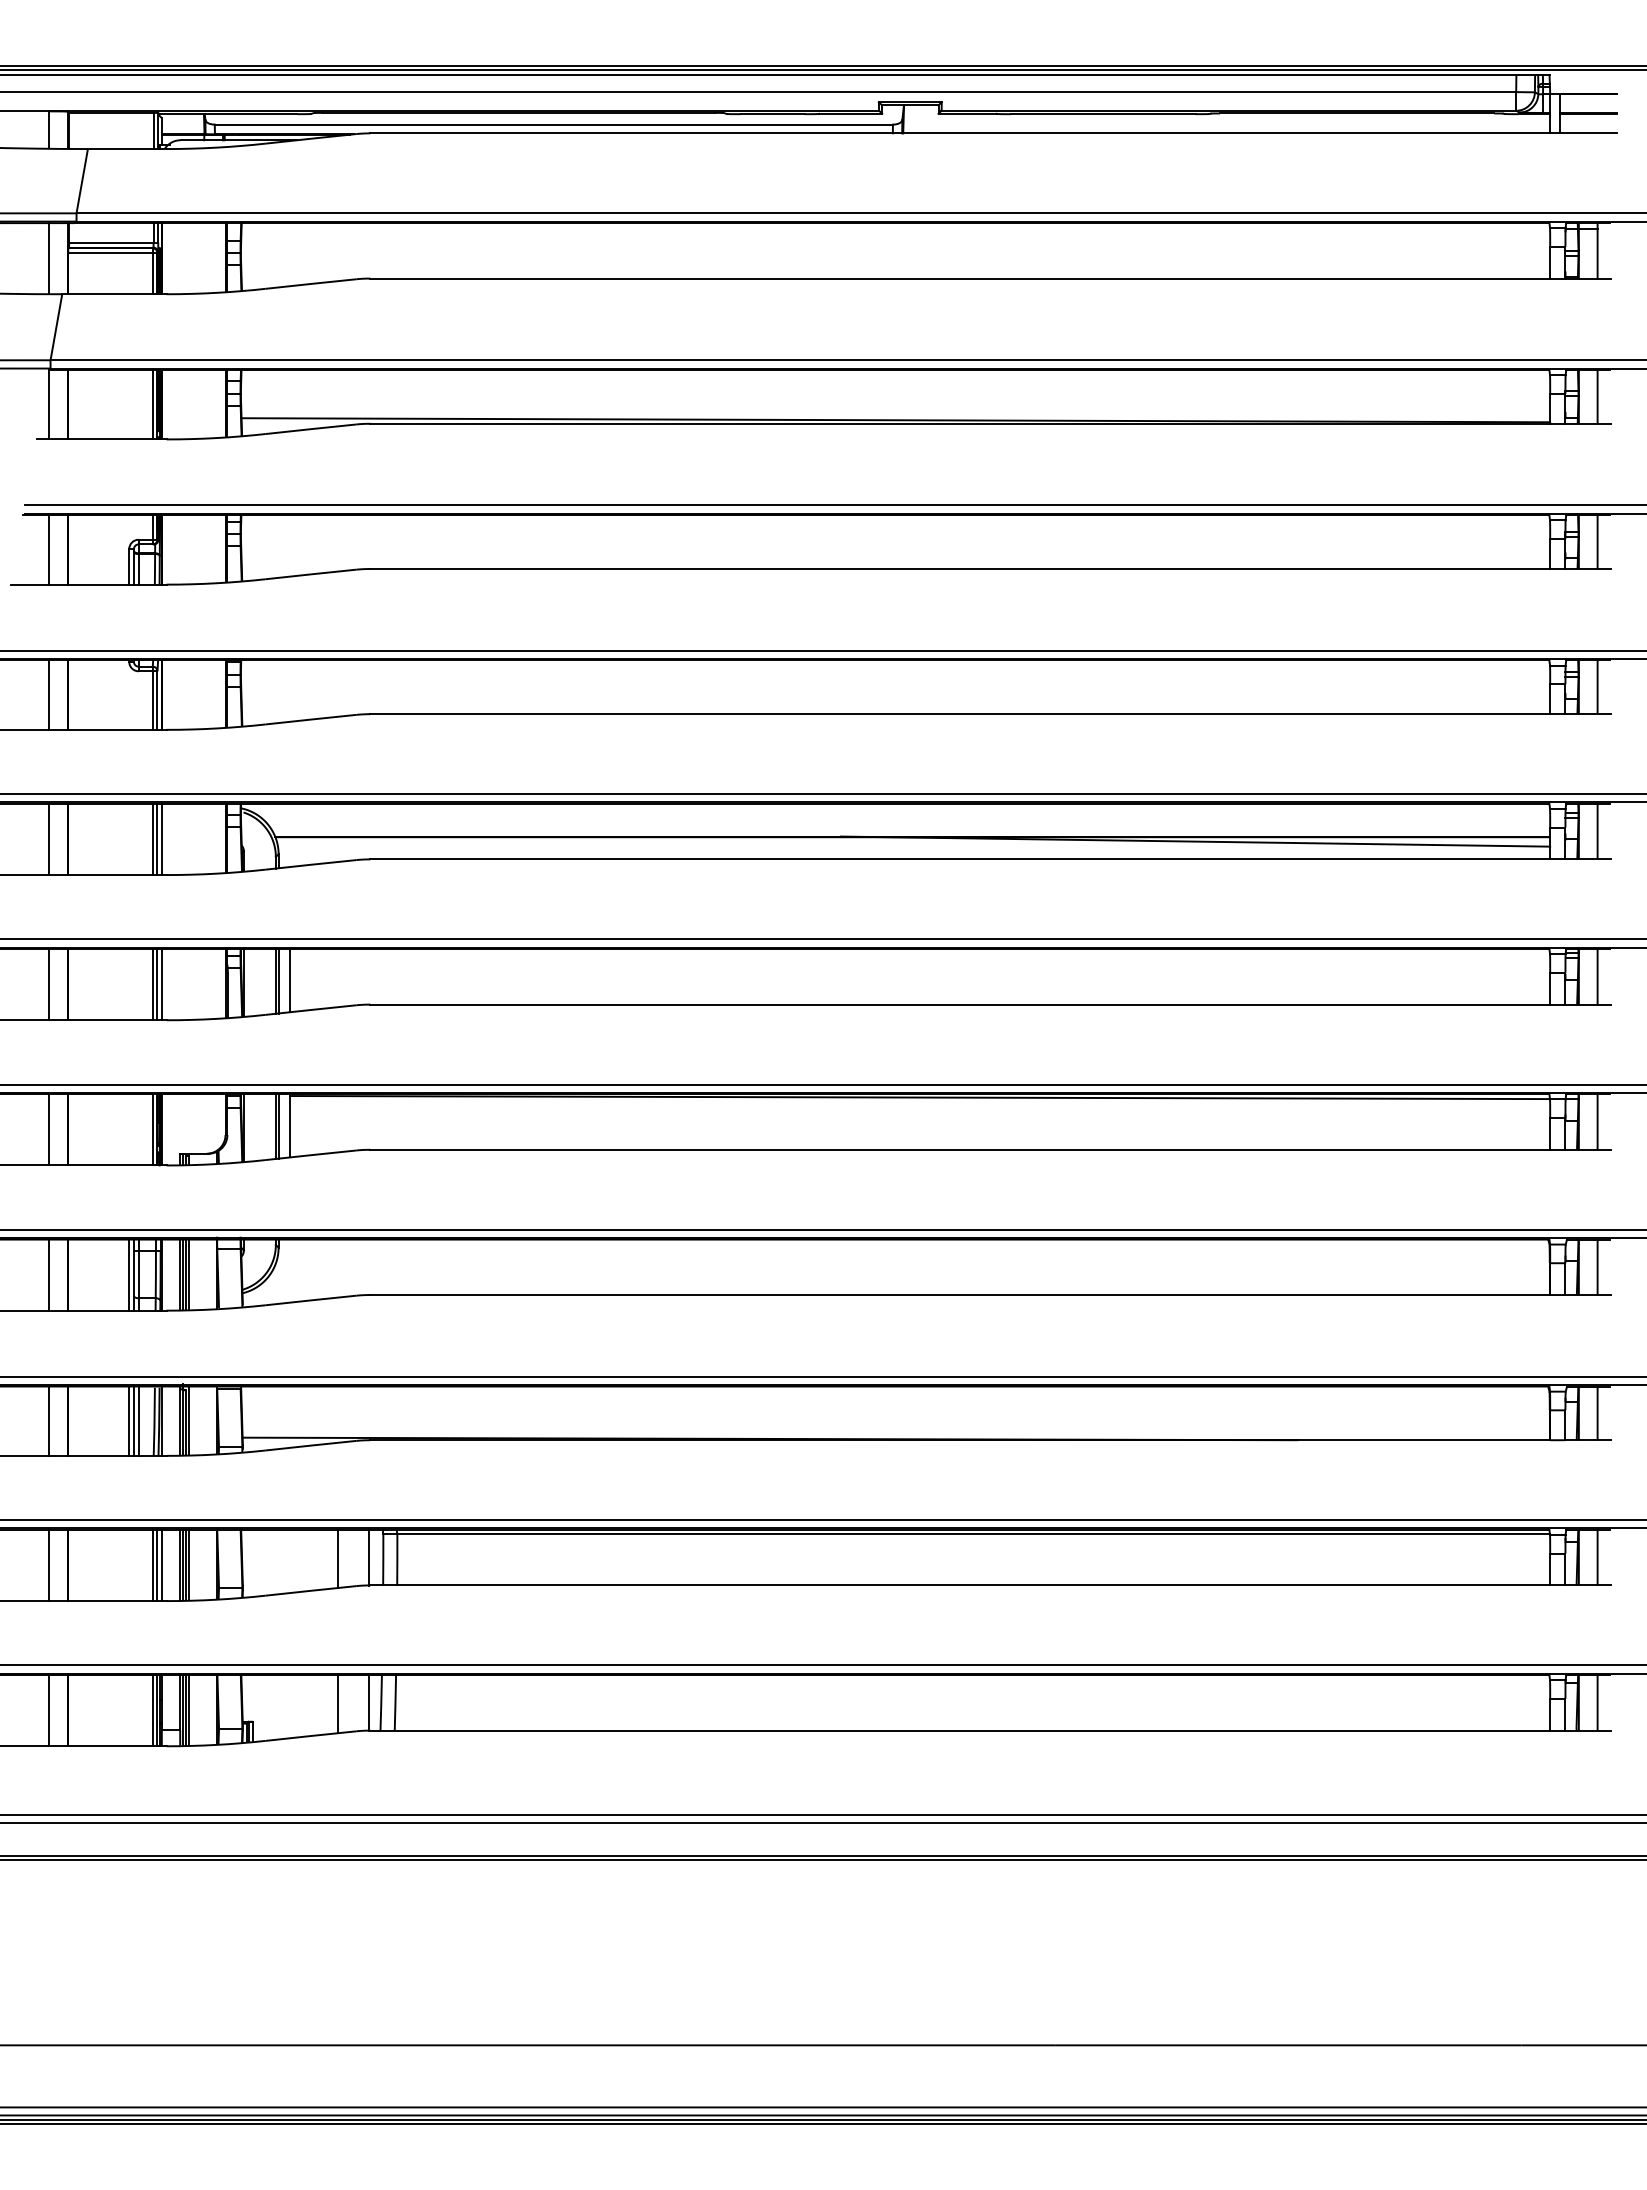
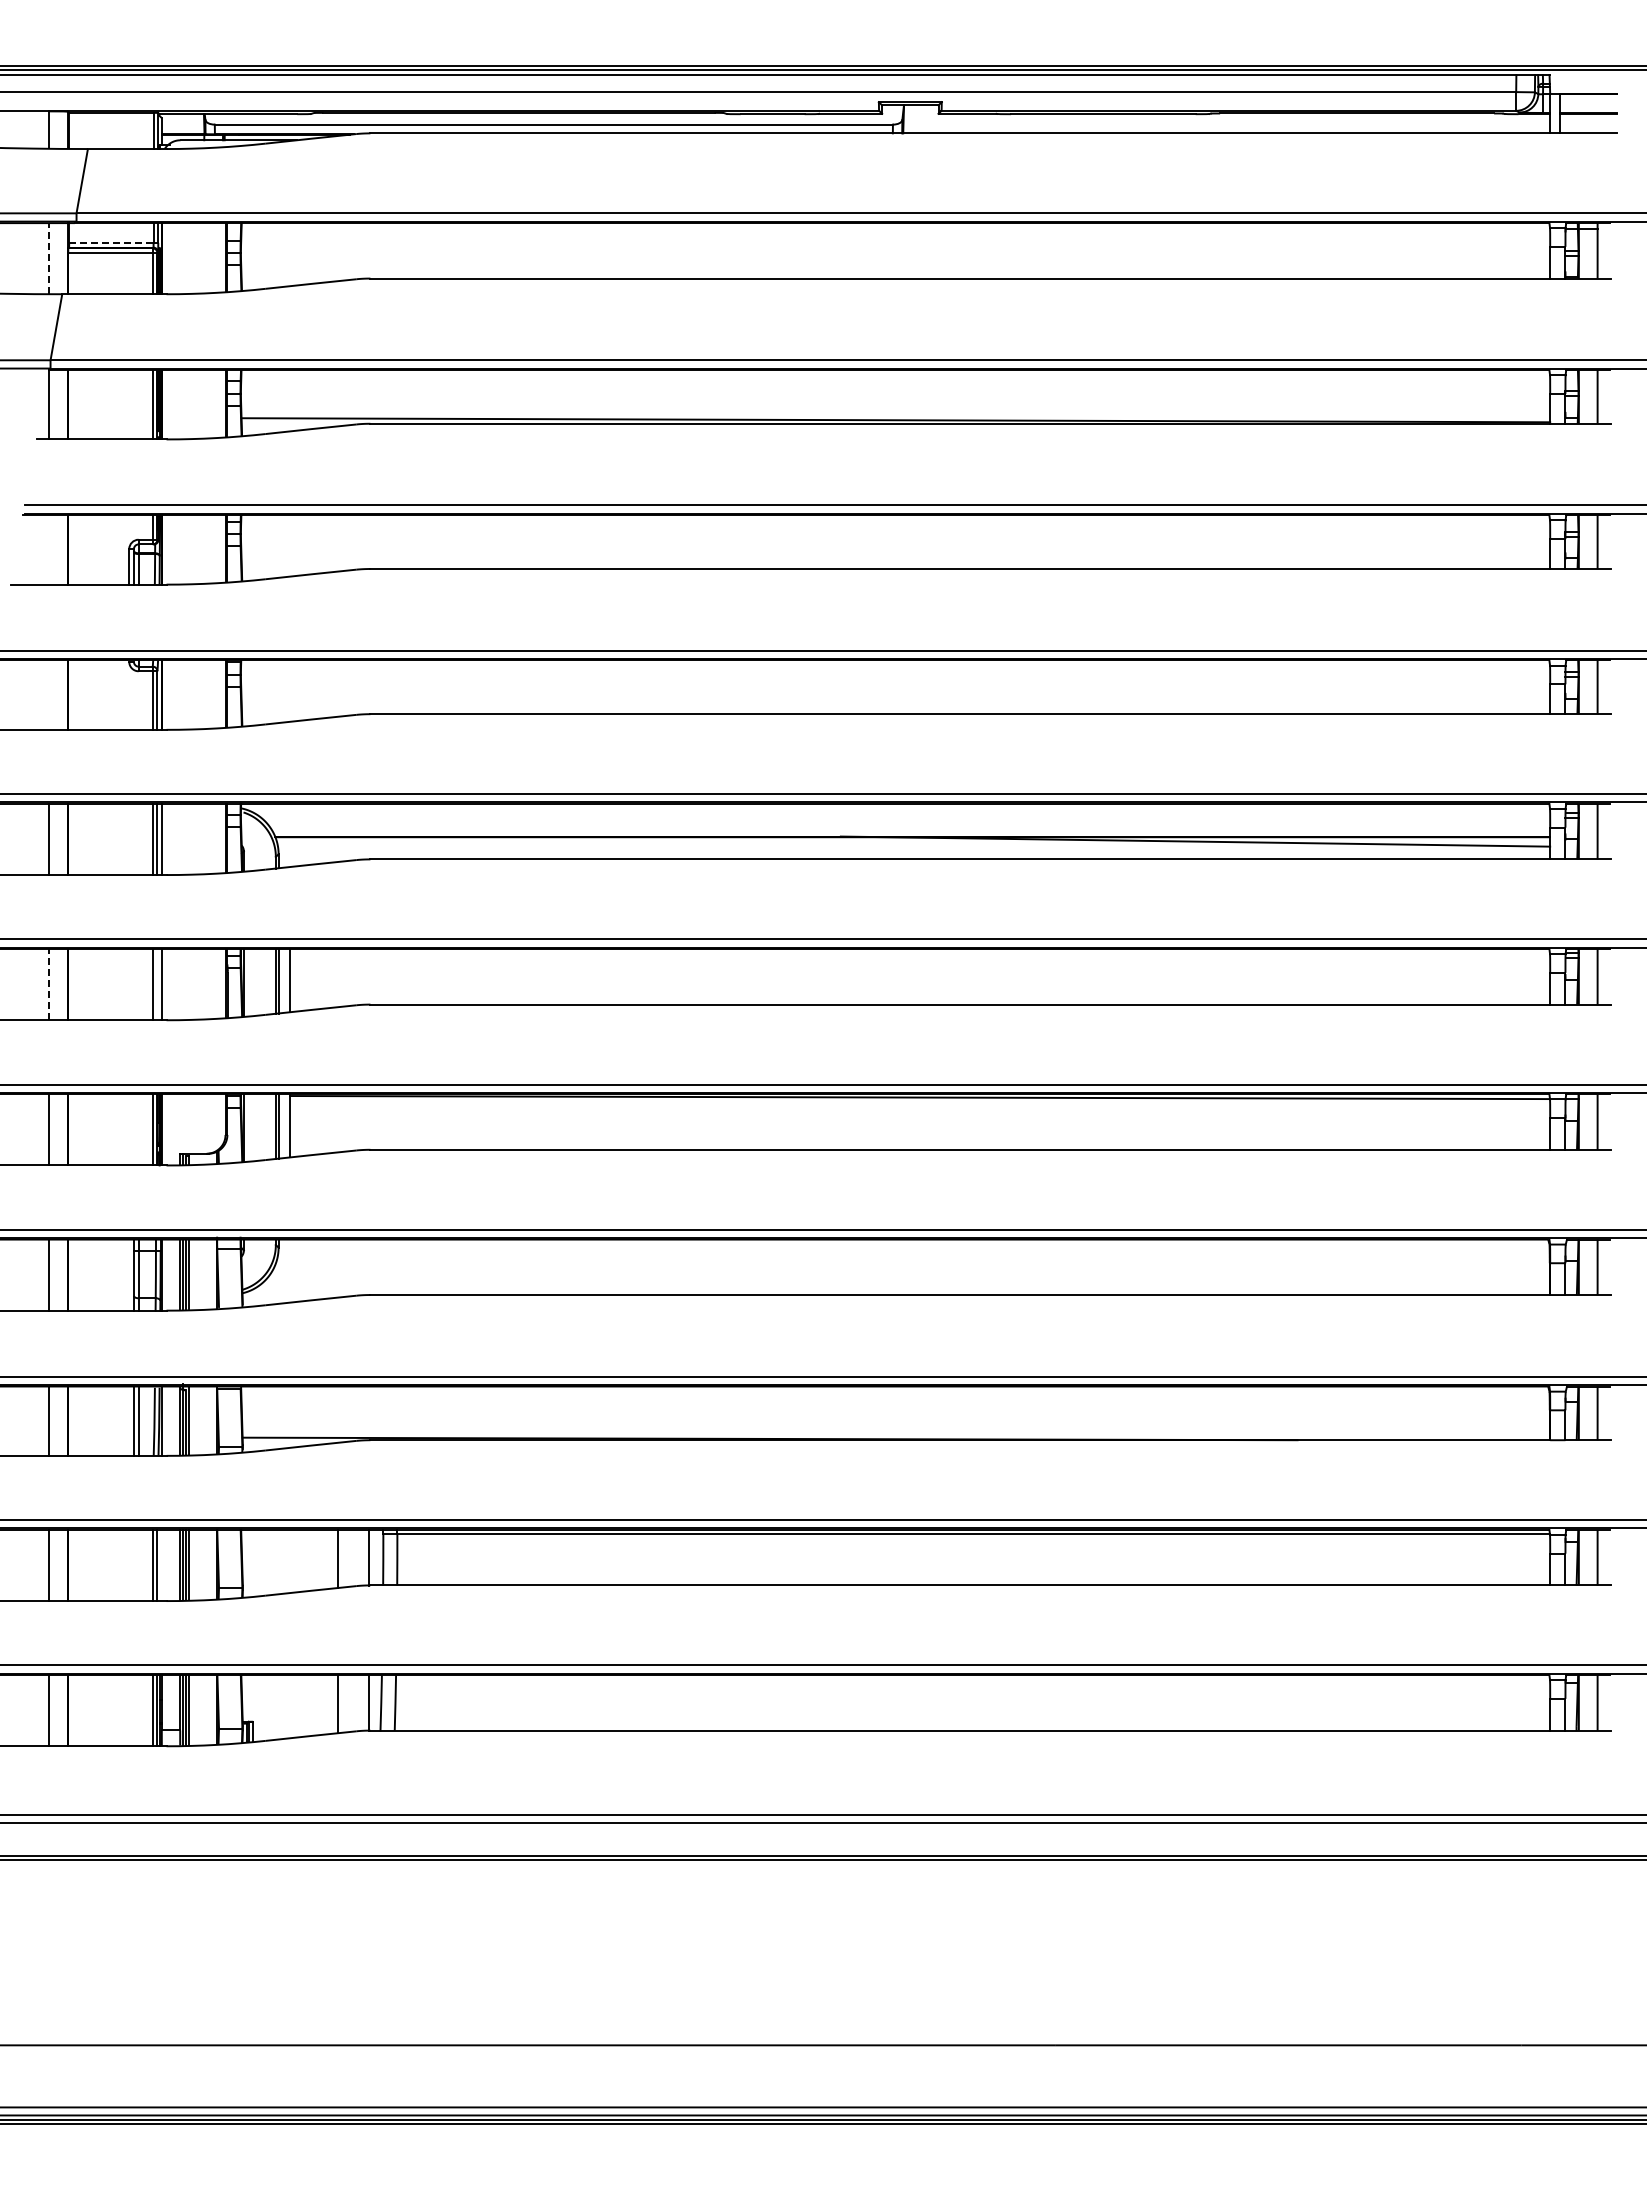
line: solid -> dashed (111, 242)
line: solid -> dashed (49, 258)
line: present -> none (49, 549)
line: present -> none (49, 694)
line: solid -> dashed (49, 984)
line: present -> none (157, 984)
line: present -> none (129, 1274)
line: present -> none (129, 1420)
line: present -> none (161, 1565)
